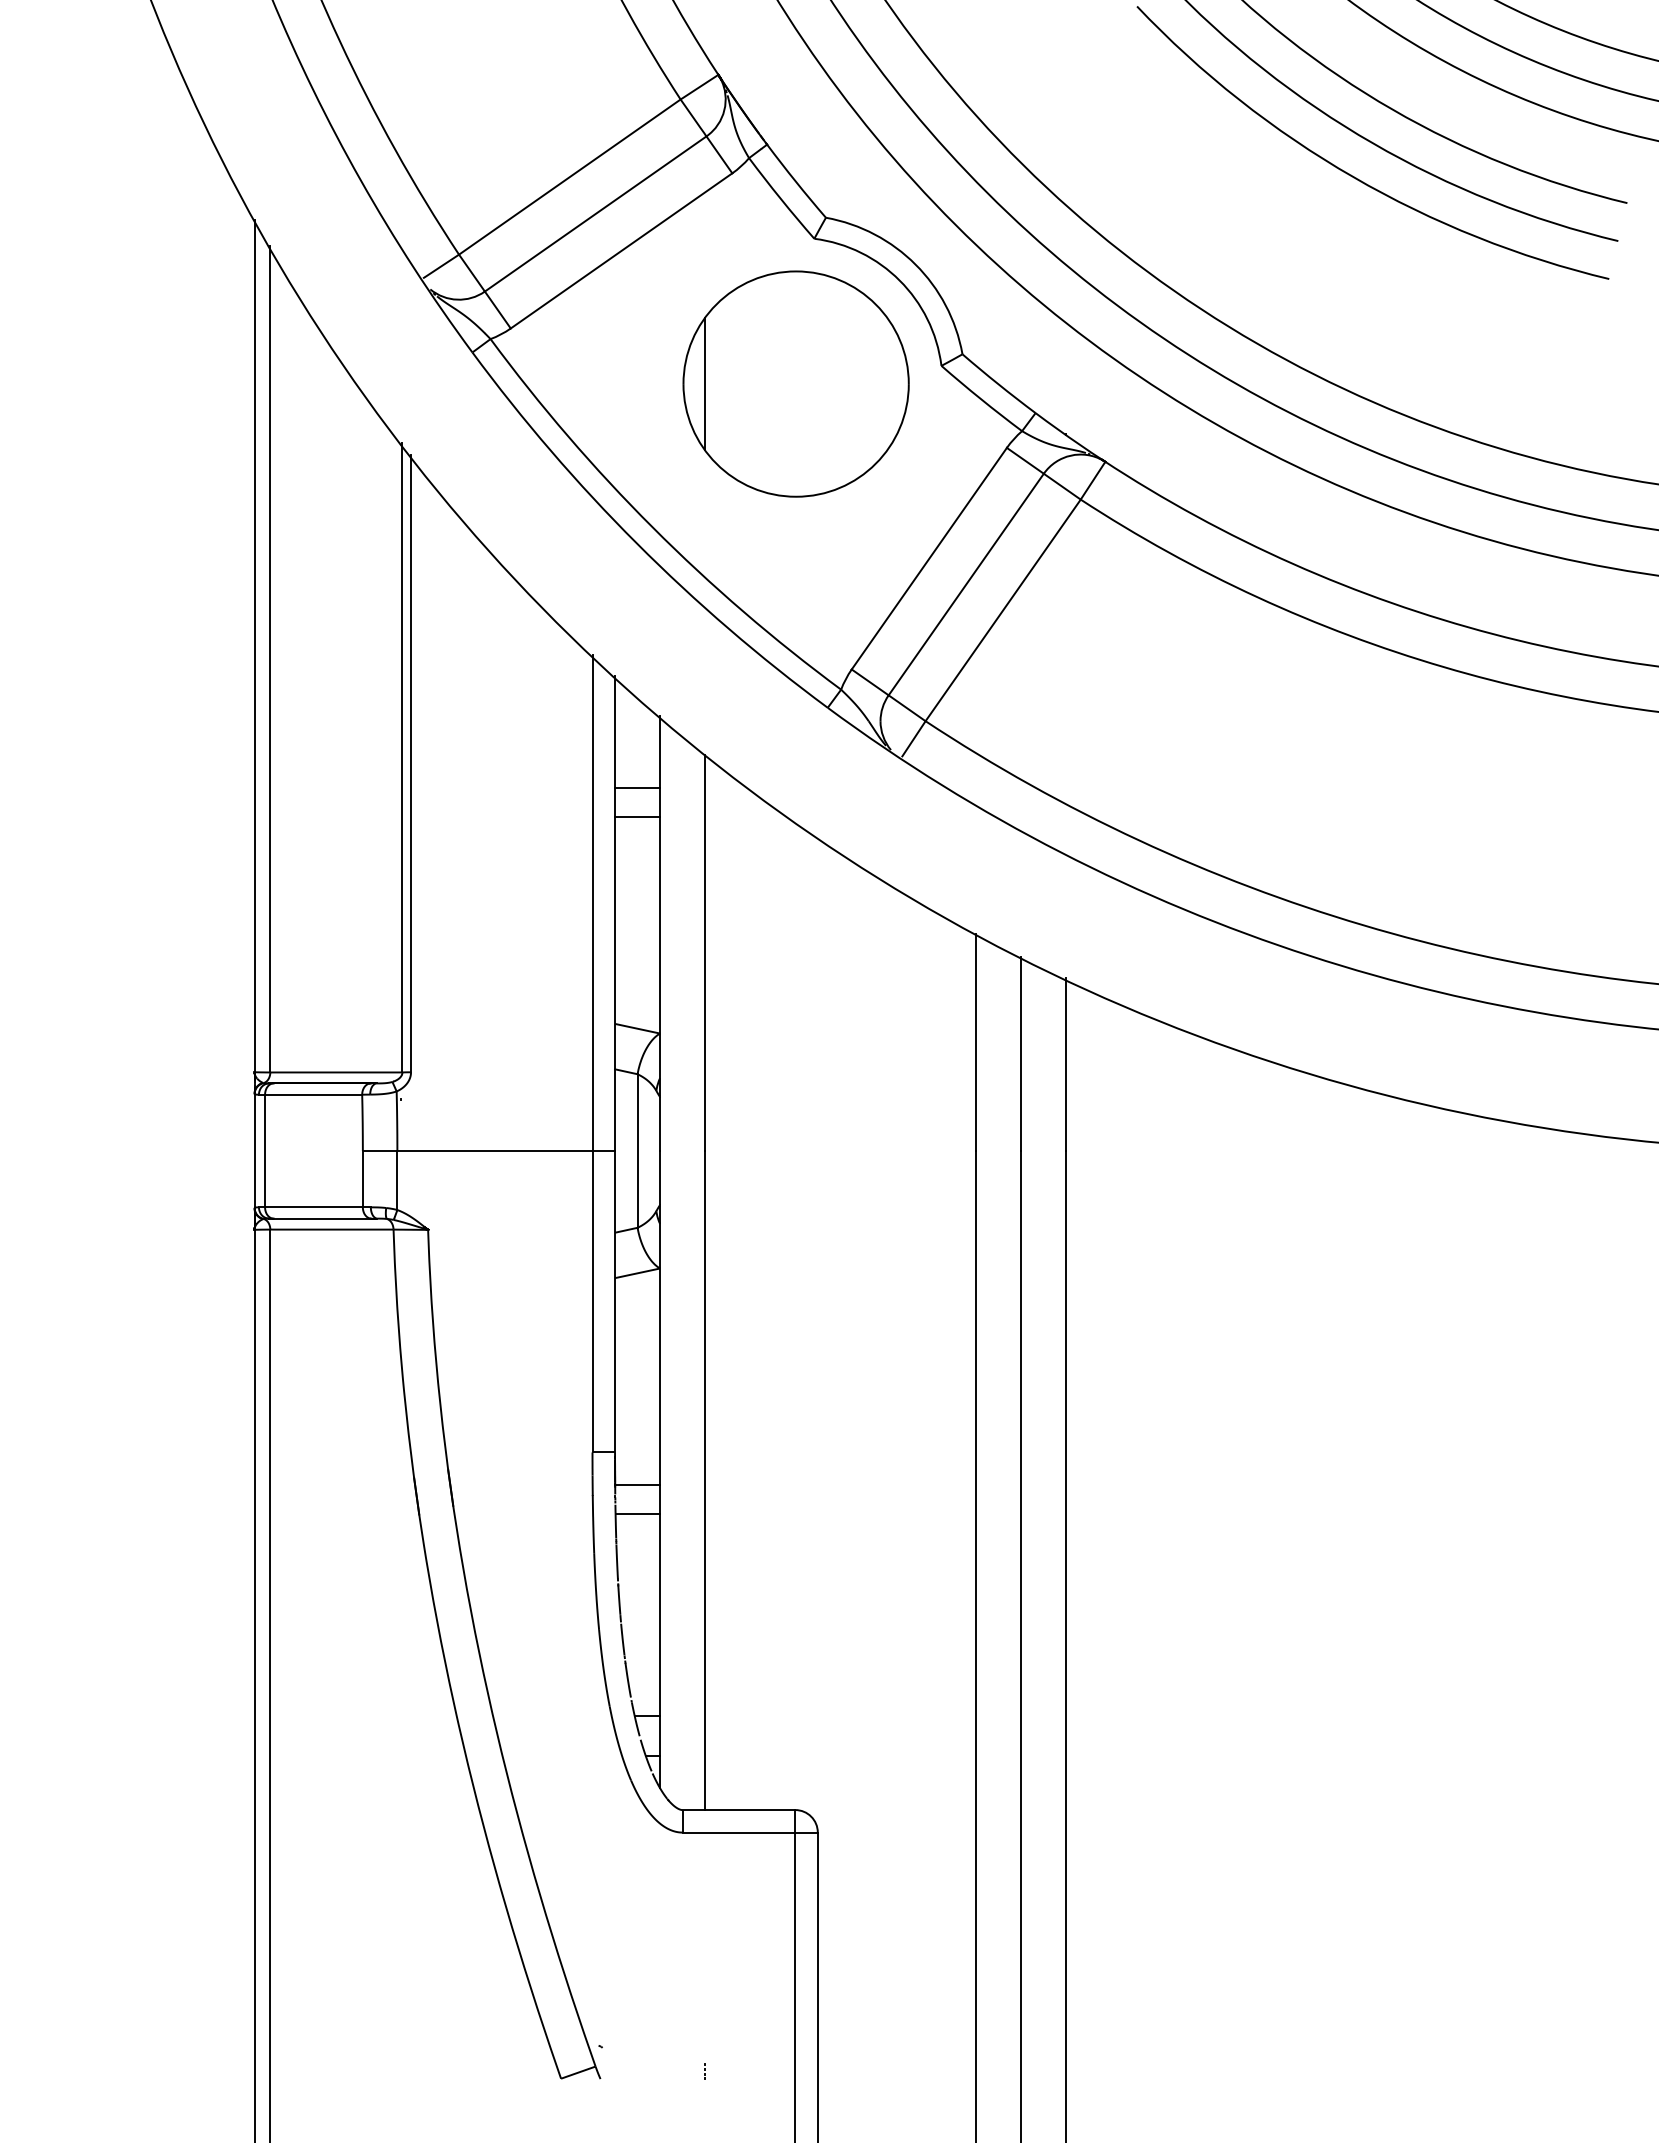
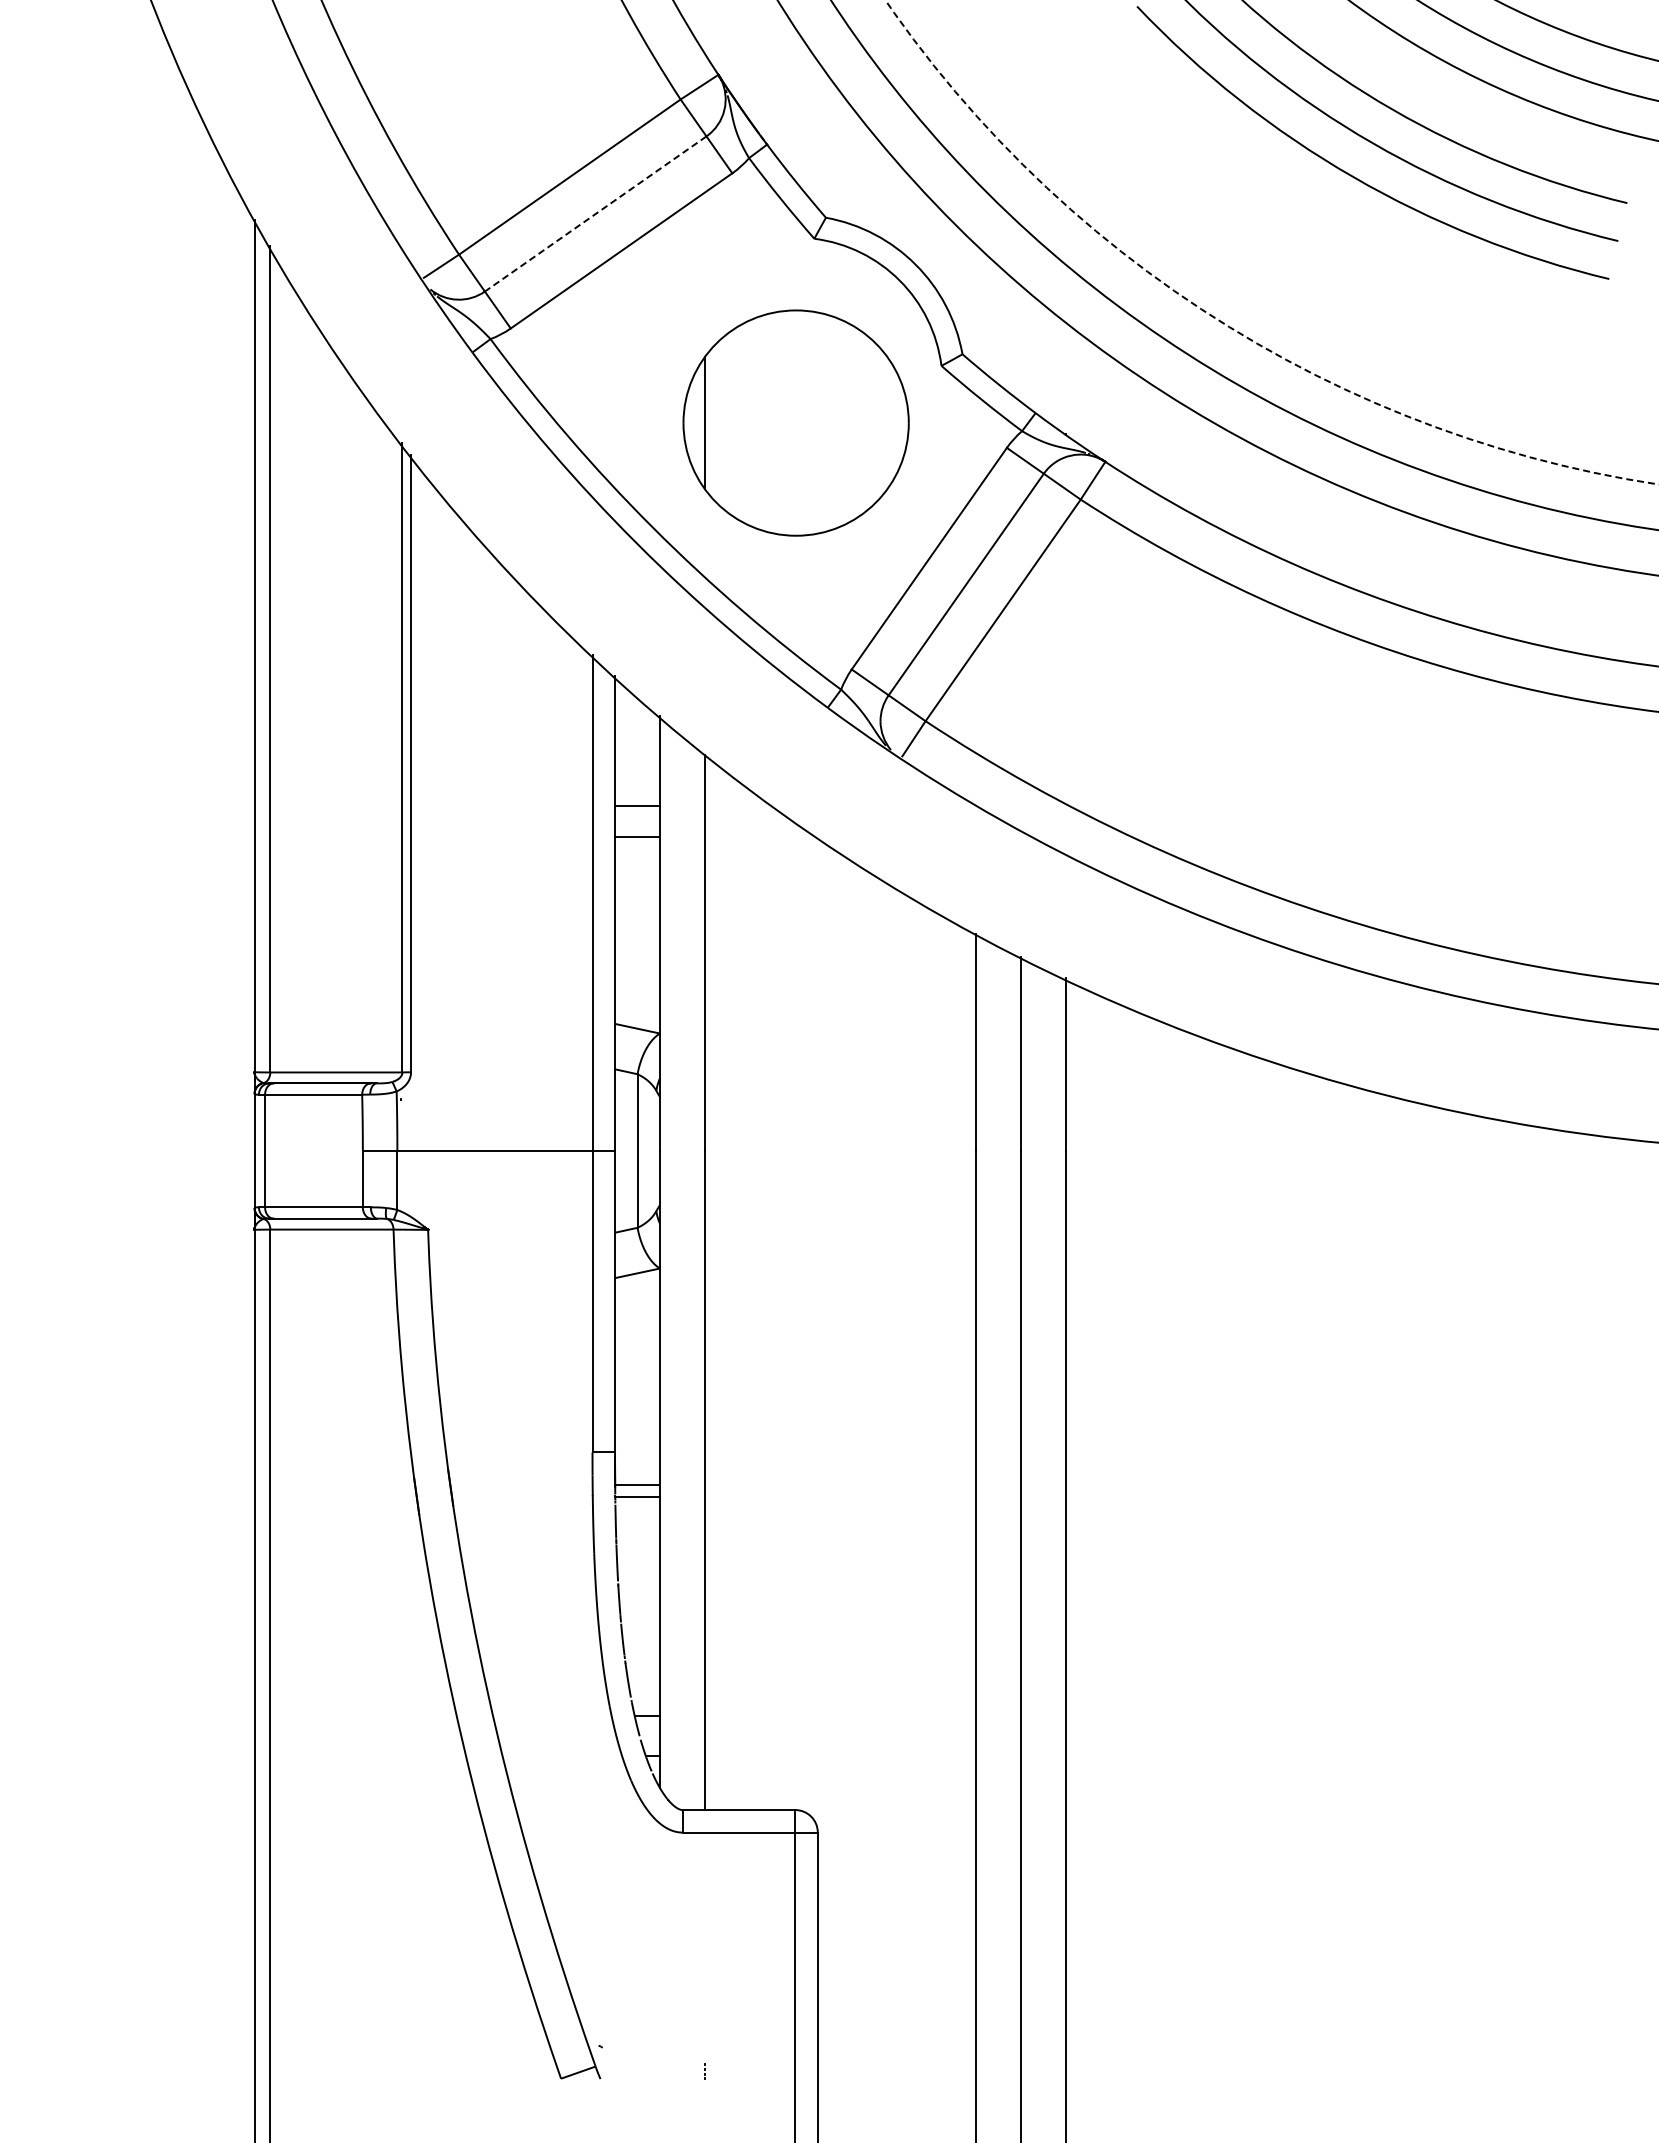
line: solid -> dashed (595, 214)
arc: solid -> dashed (1221, 322)
part position: (795, 383) -> (795, 422) (795, 422)
line position: (637, 788) -> (637, 806) (637, 806)
line position: (637, 816) -> (637, 836) (637, 836)
line position: (637, 1513) -> (637, 1496) (637, 1496)
